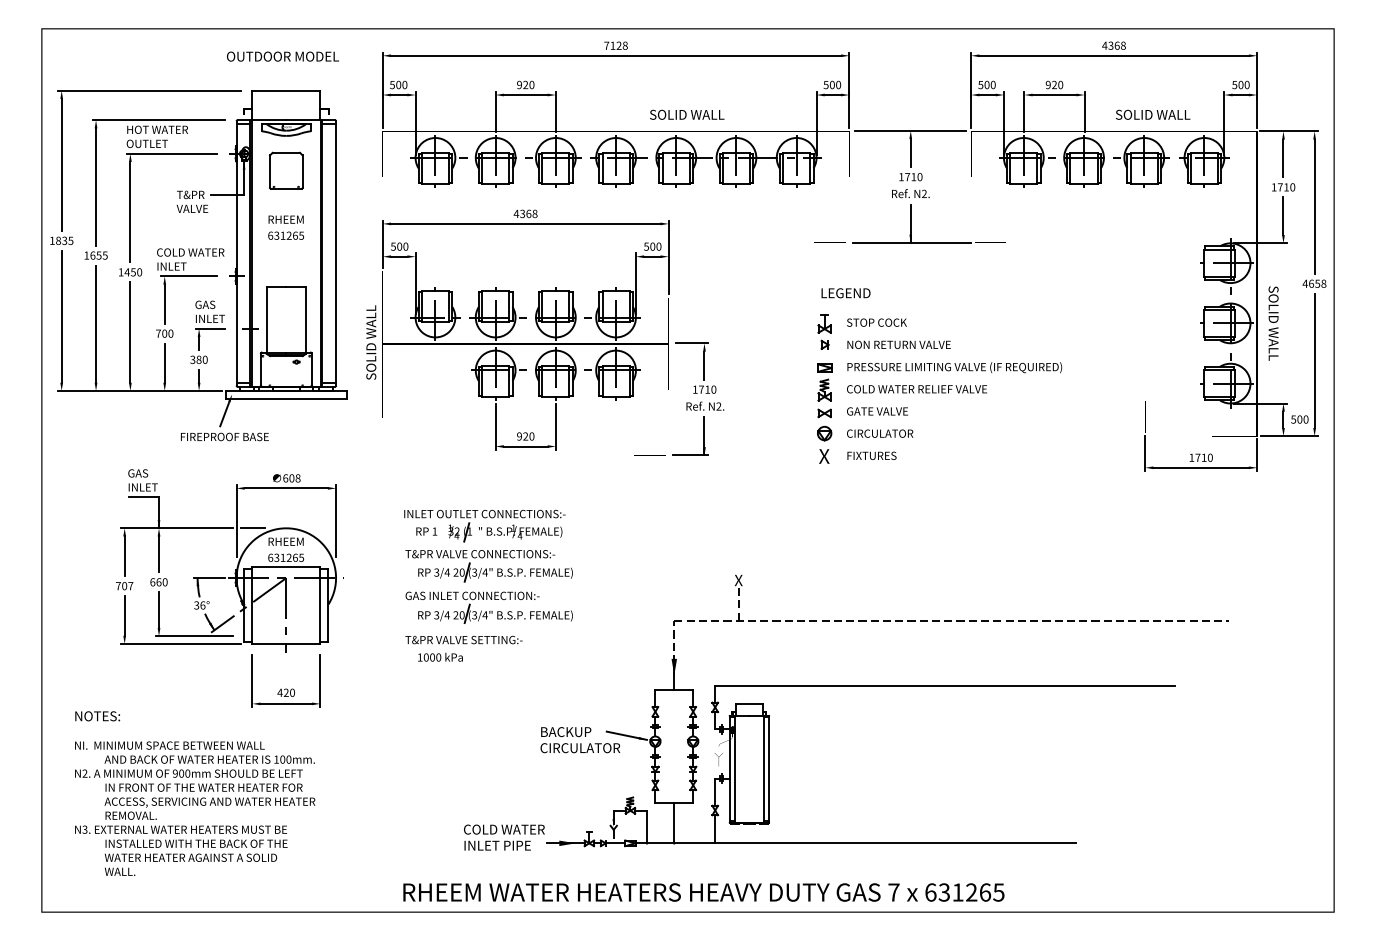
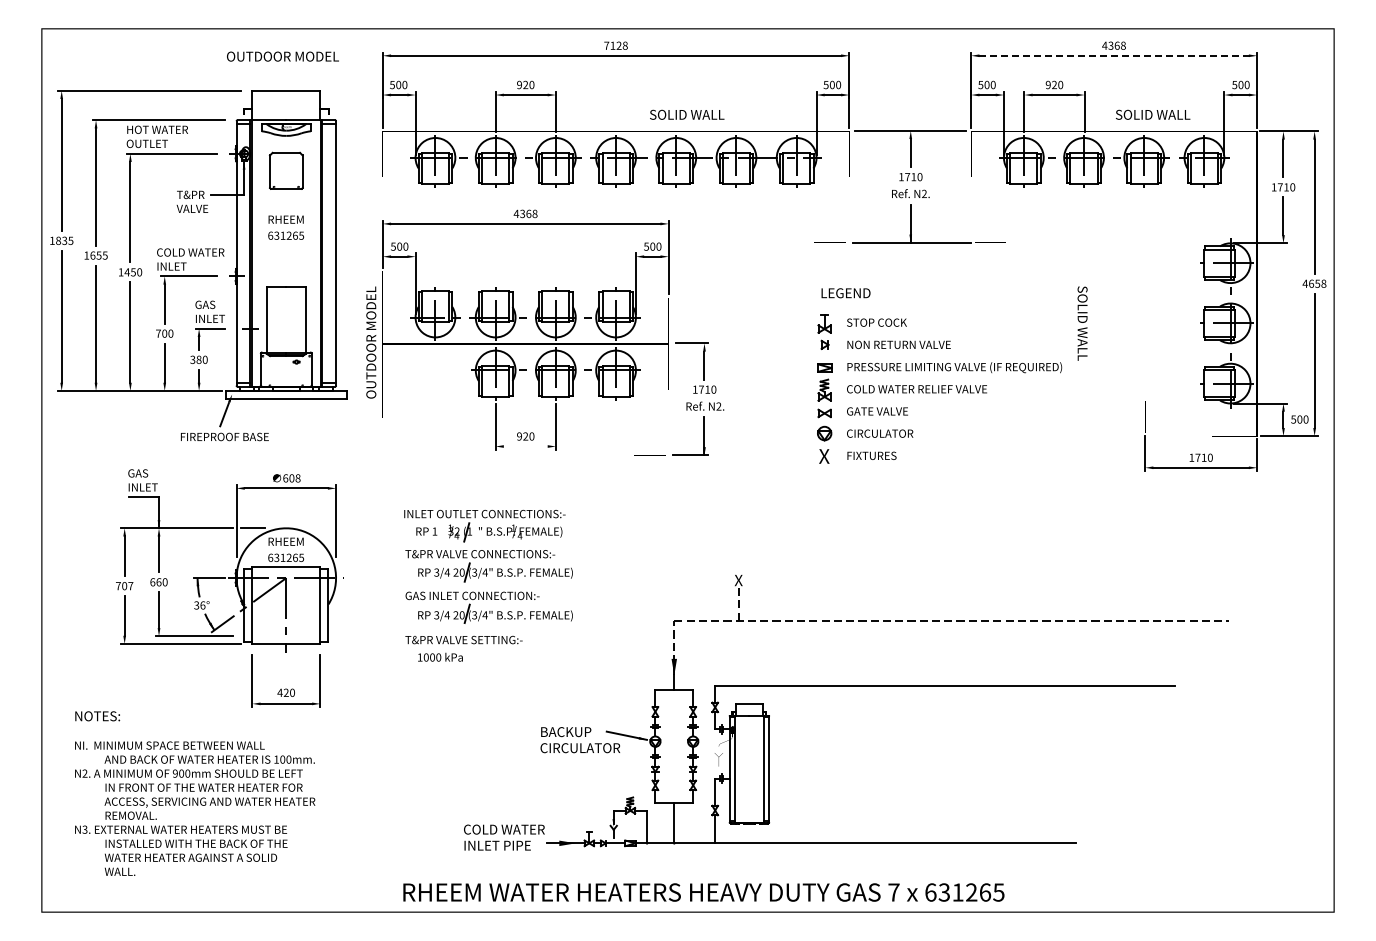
line: solid -> dashed (1114, 55)
text position: (1273, 323) -> (1082, 323) (1082, 323)
text: SOLID WALL -> OUTDOOR MODEL (371, 342)
line: present -> none (525, 446)
